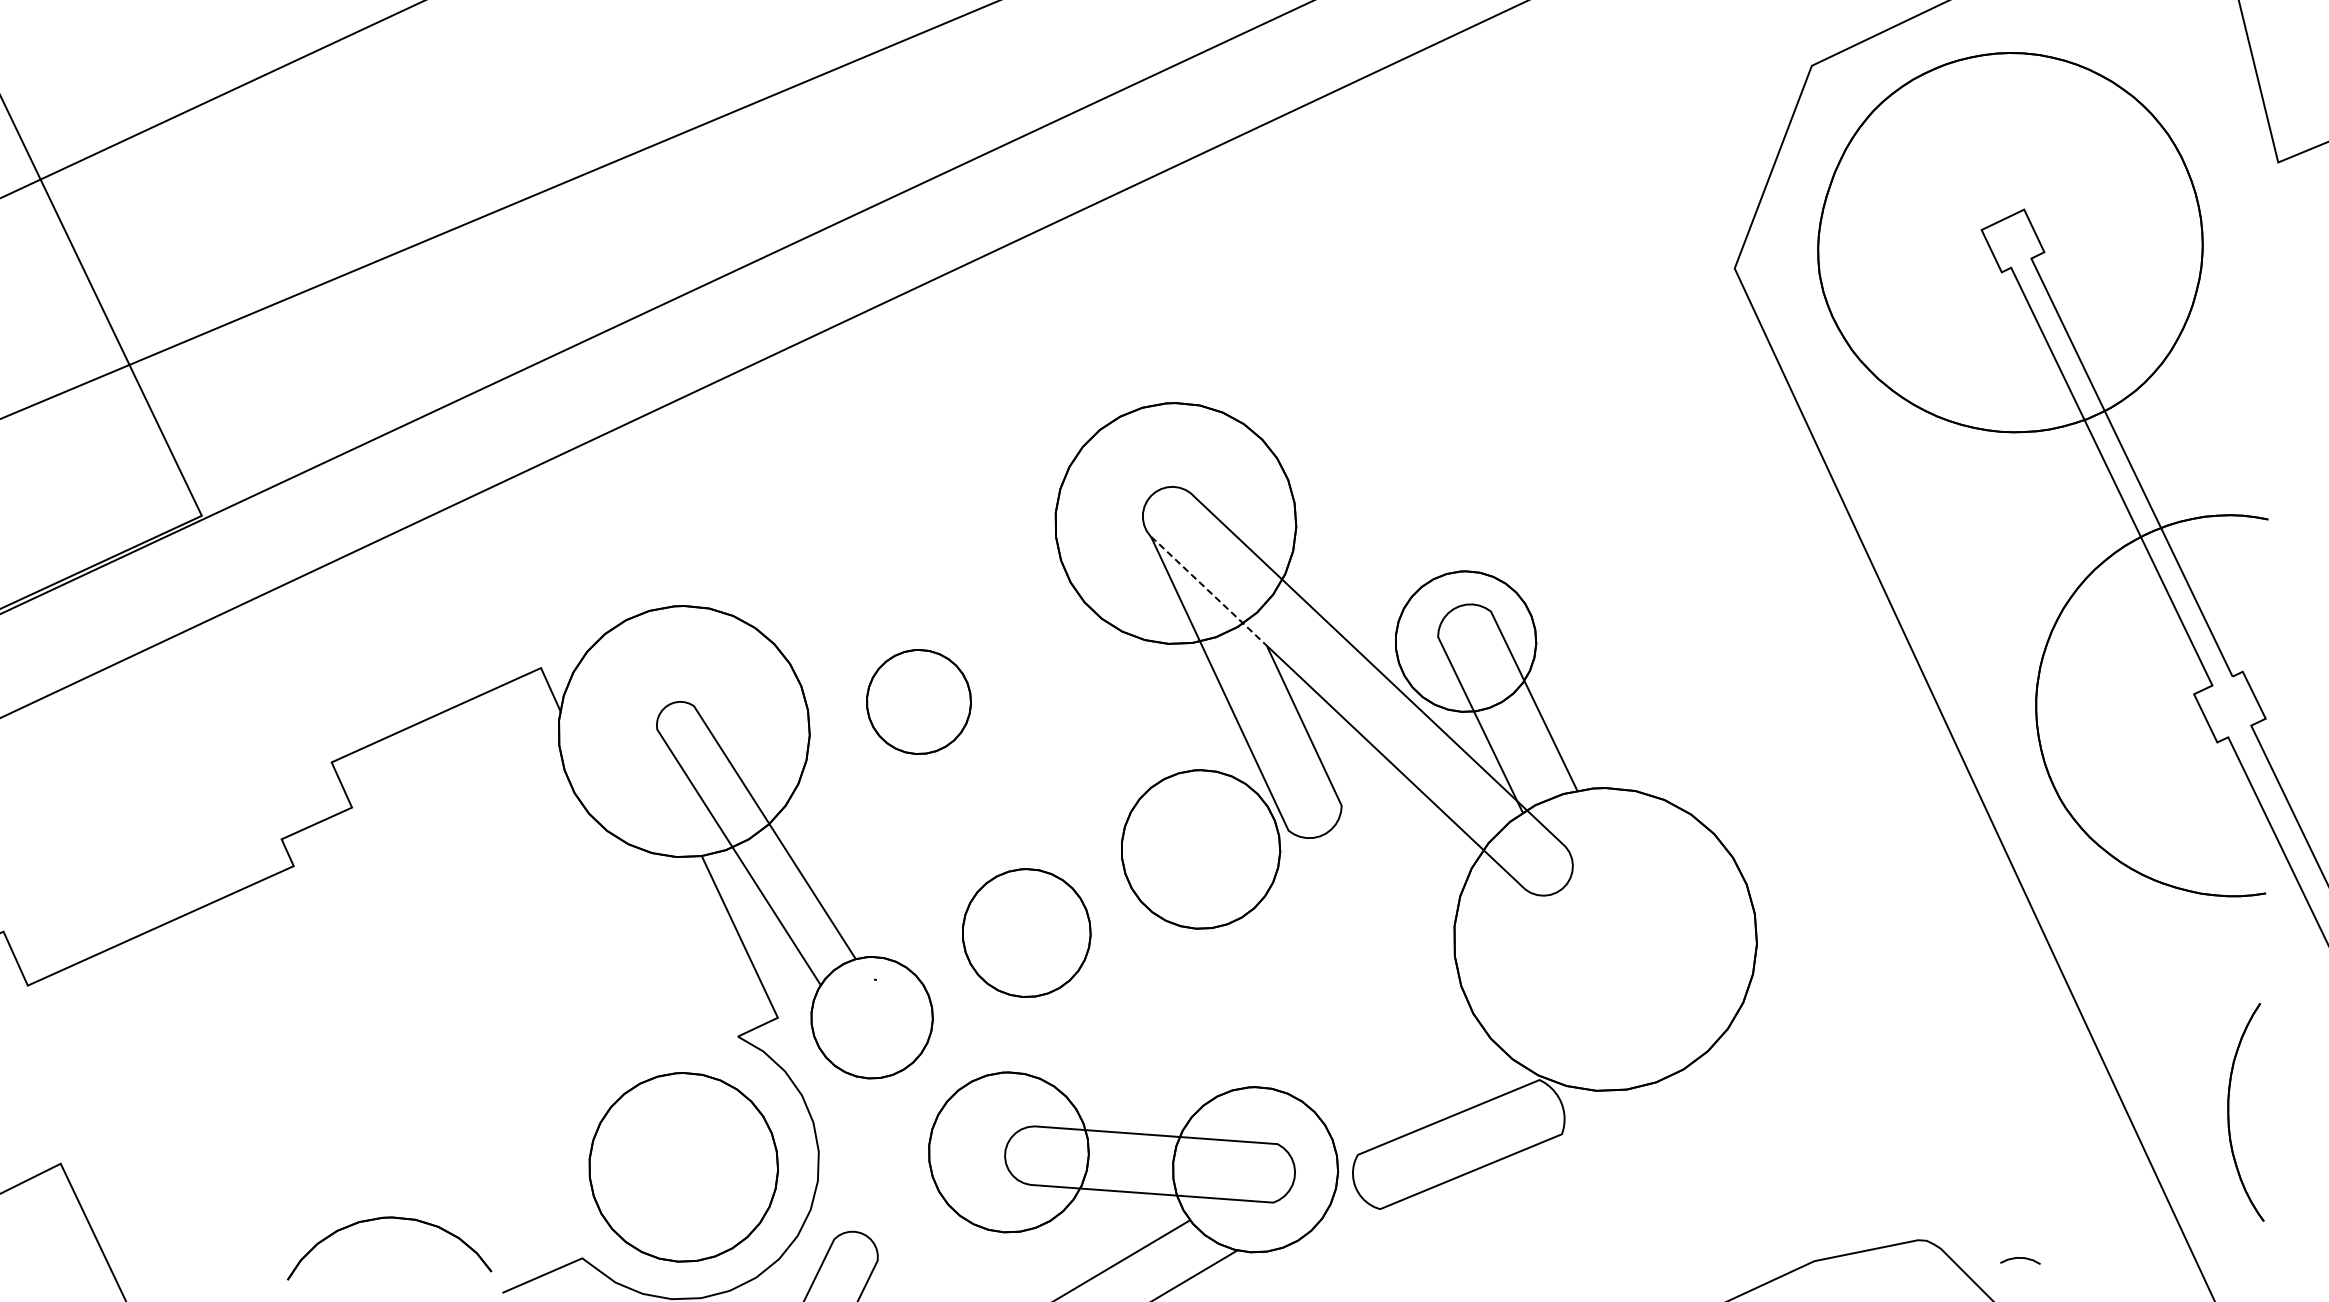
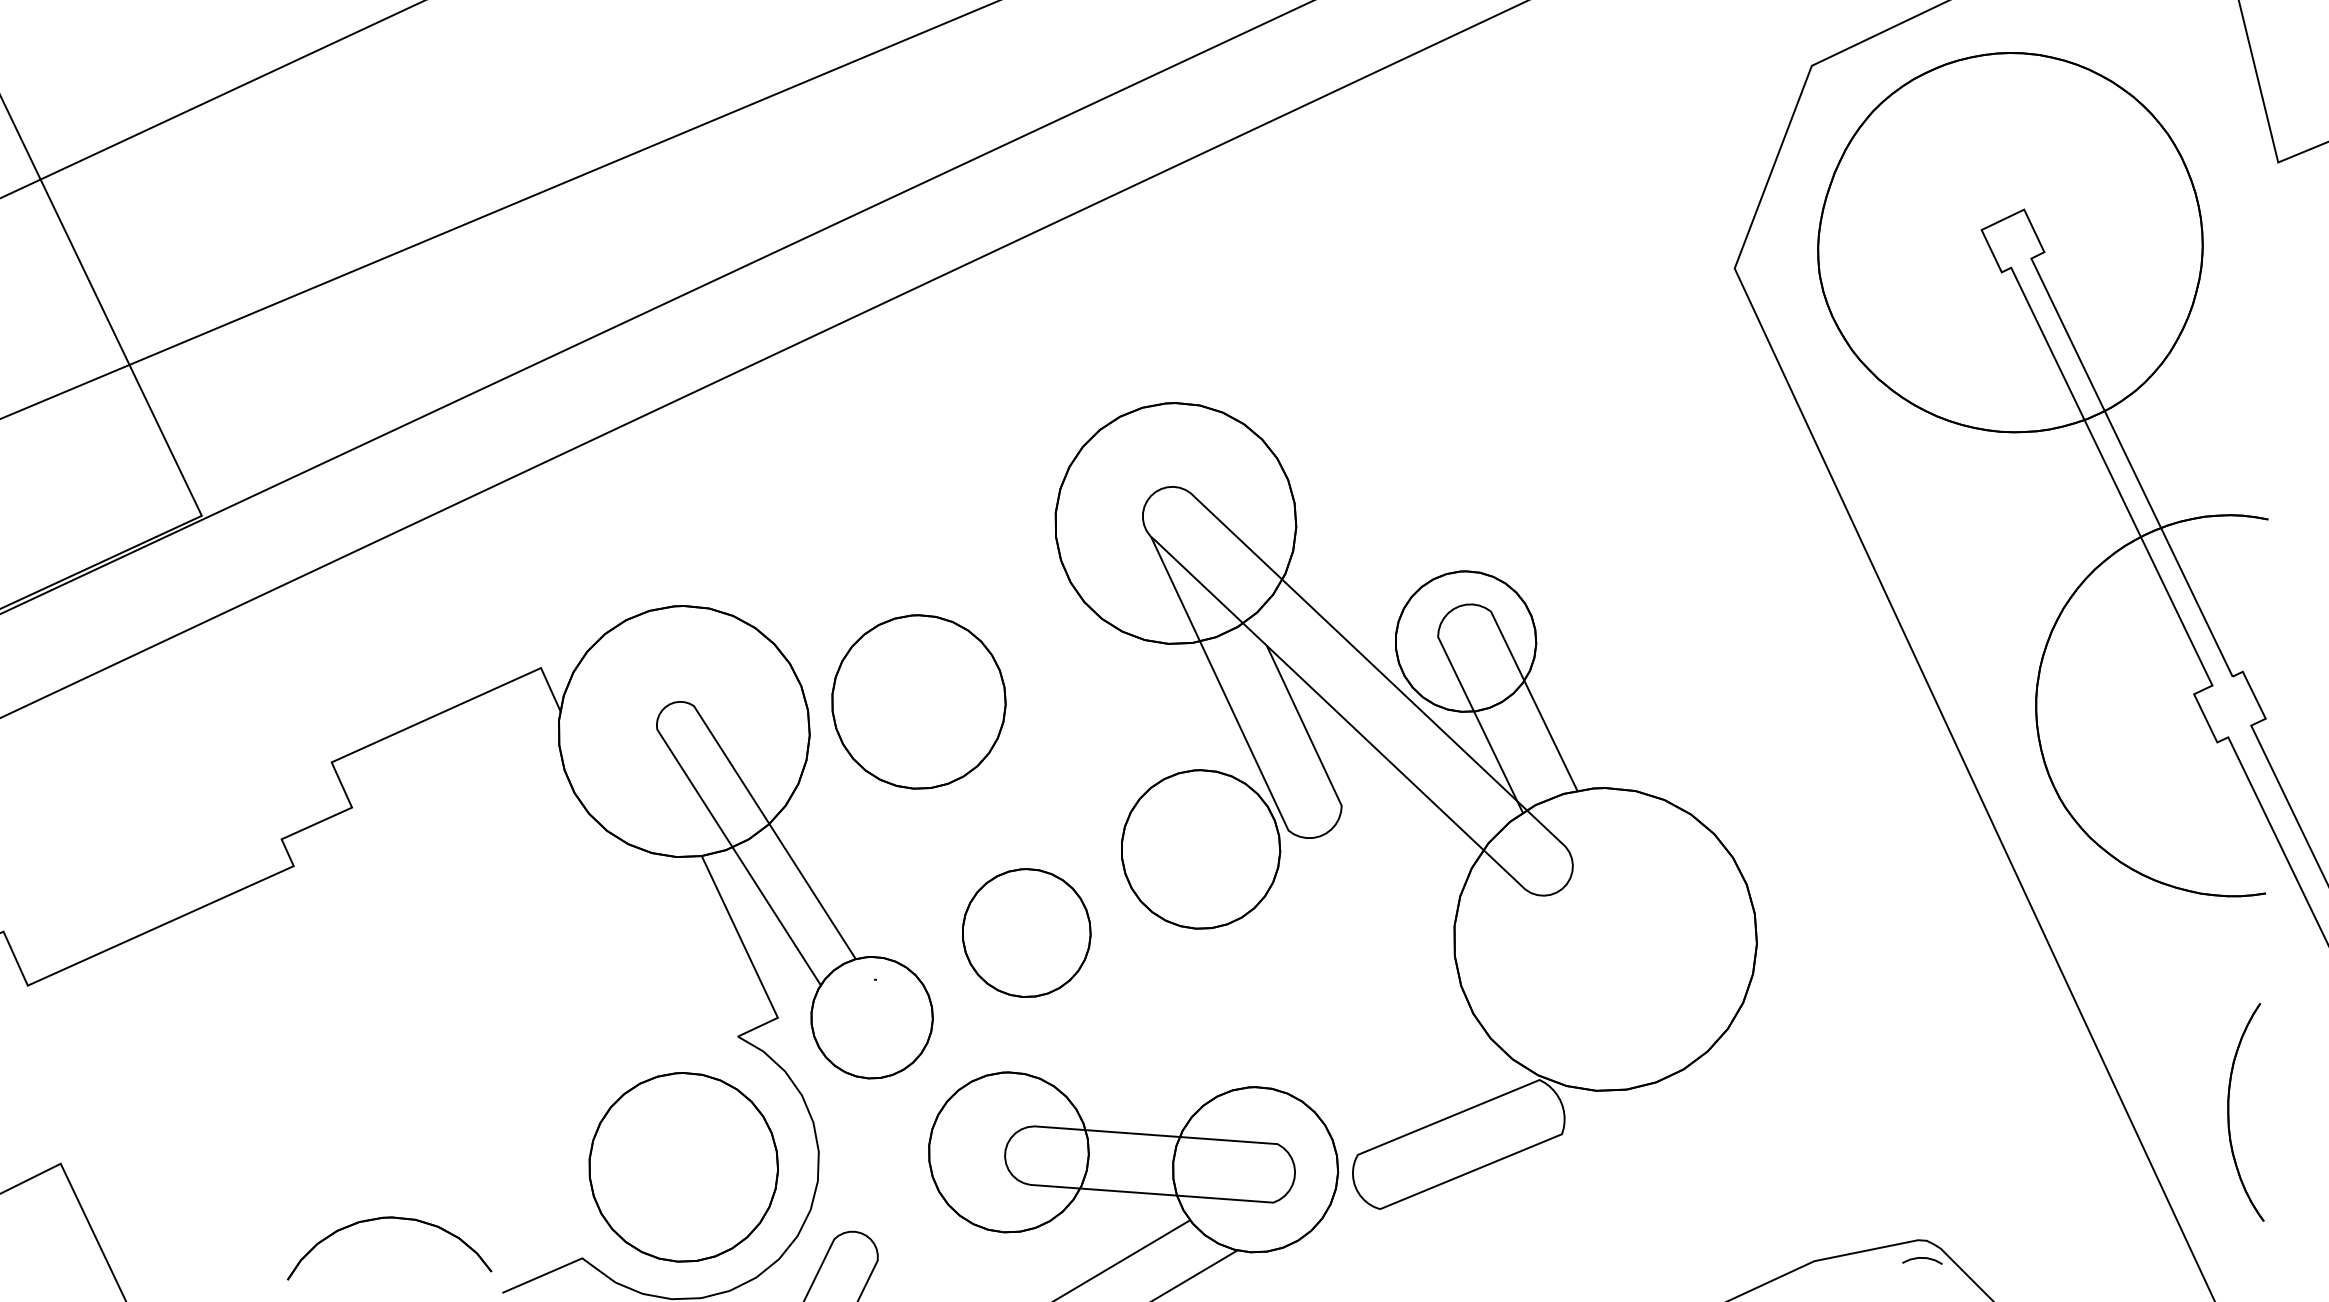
line: dashed -> solid (1208, 590)
part size: 106x106 px -> 176x176 px (918, 701)
curve position: (2020, 1258) -> (1922, 1258) (1922, 1258)
